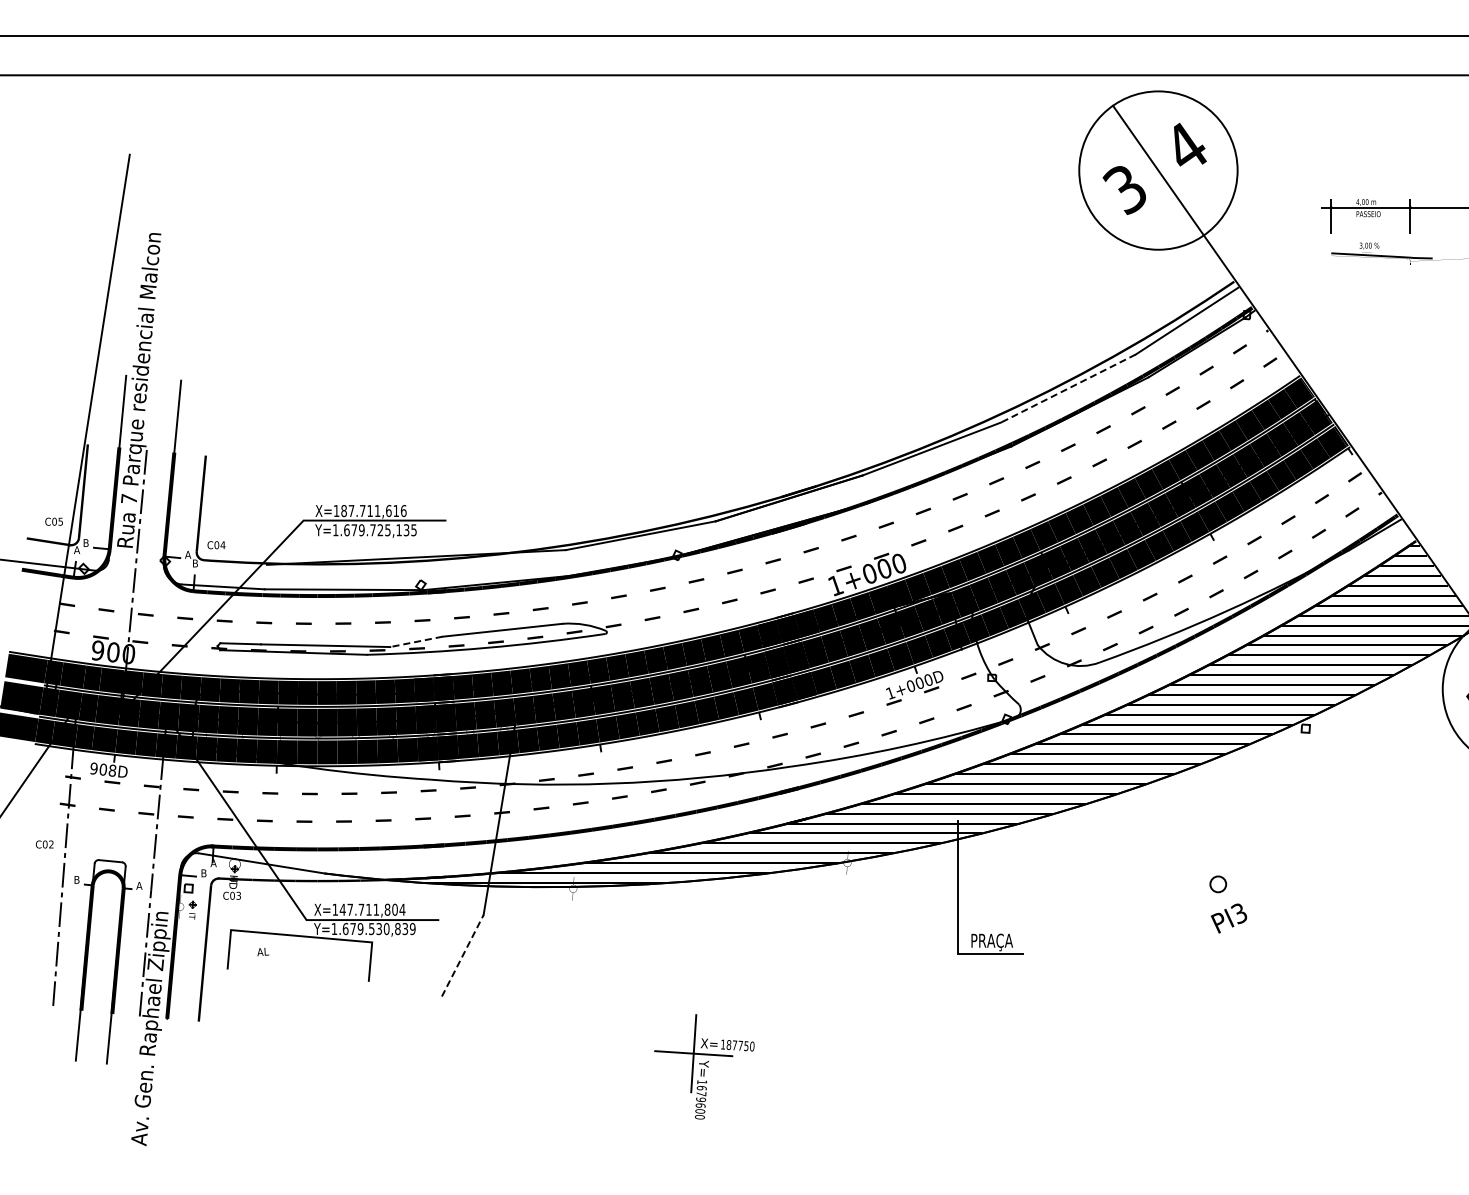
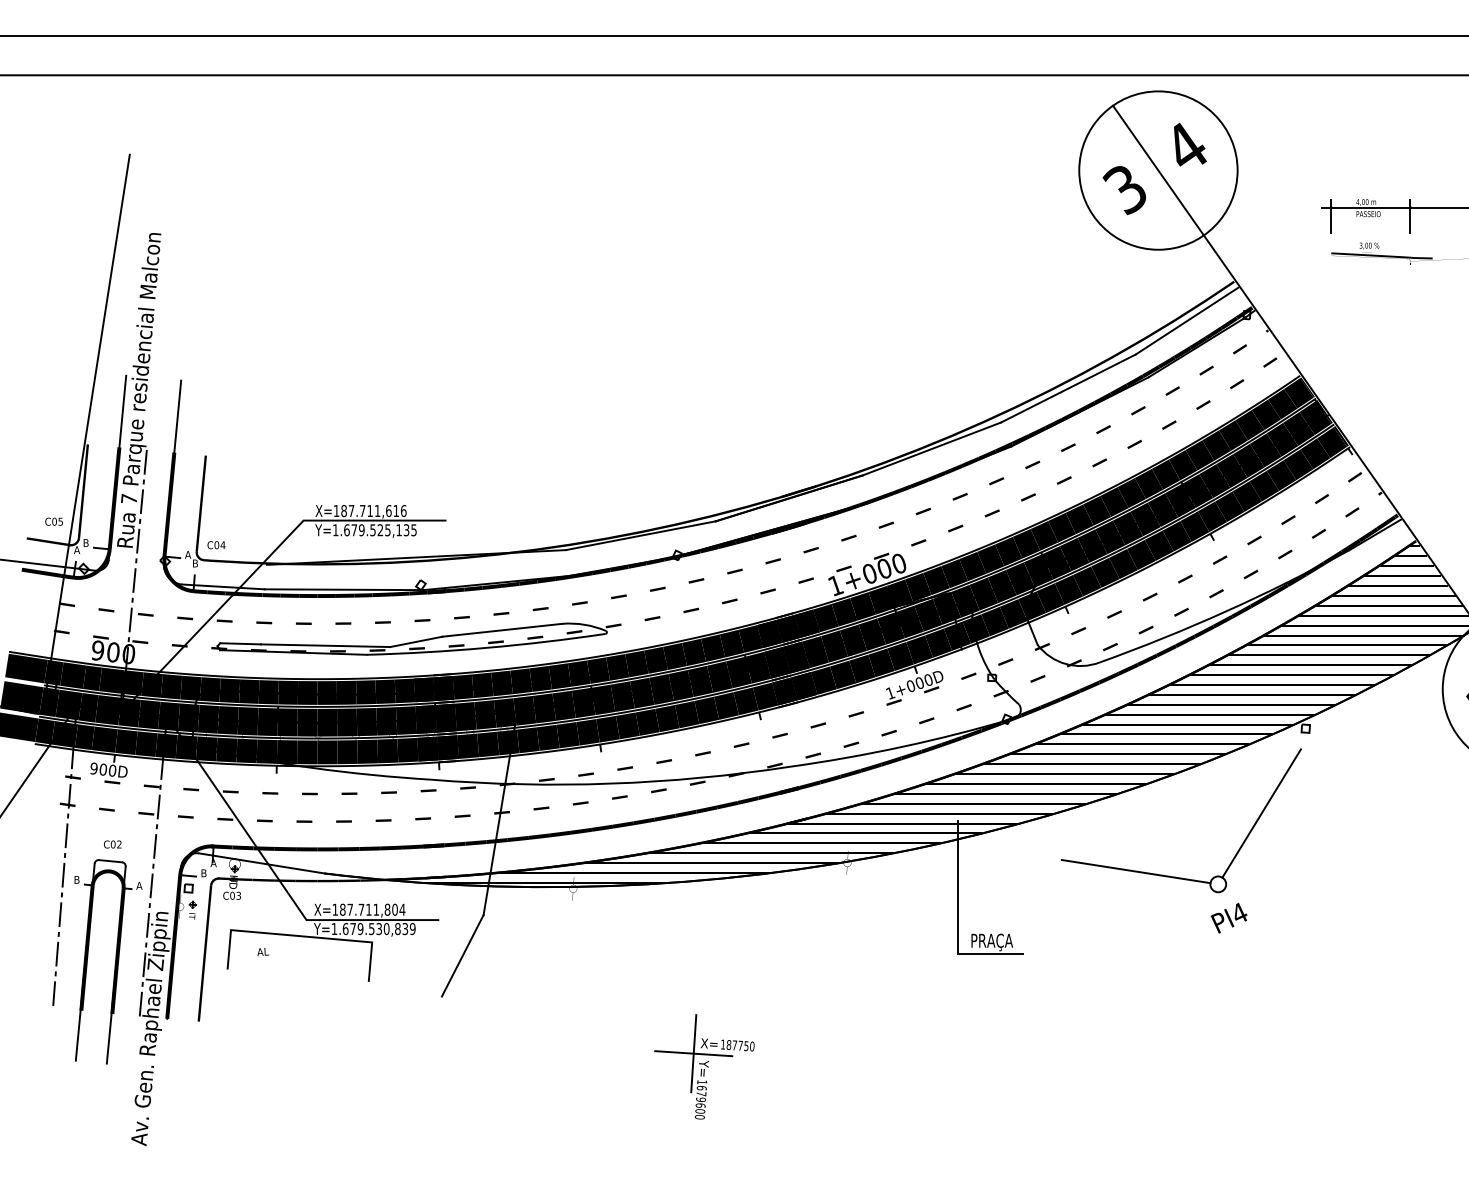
line: dashed -> solid (1067, 388)
text: Y=1.679.725,135 -> Y=1.679.525,135 (372, 530)
line: dashed -> solid (416, 641)
text: 908D -> 900D (112, 770)
line: none -> present (1261, 813)
text position: (44, 844) -> (112, 844) (112, 844)
line: none -> present (1135, 871)
text: X=147.711,804 -> X=187.711,804 (342, 909)
text: PI3 -> PI4 (1239, 913)
line: dashed -> solid (462, 955)
